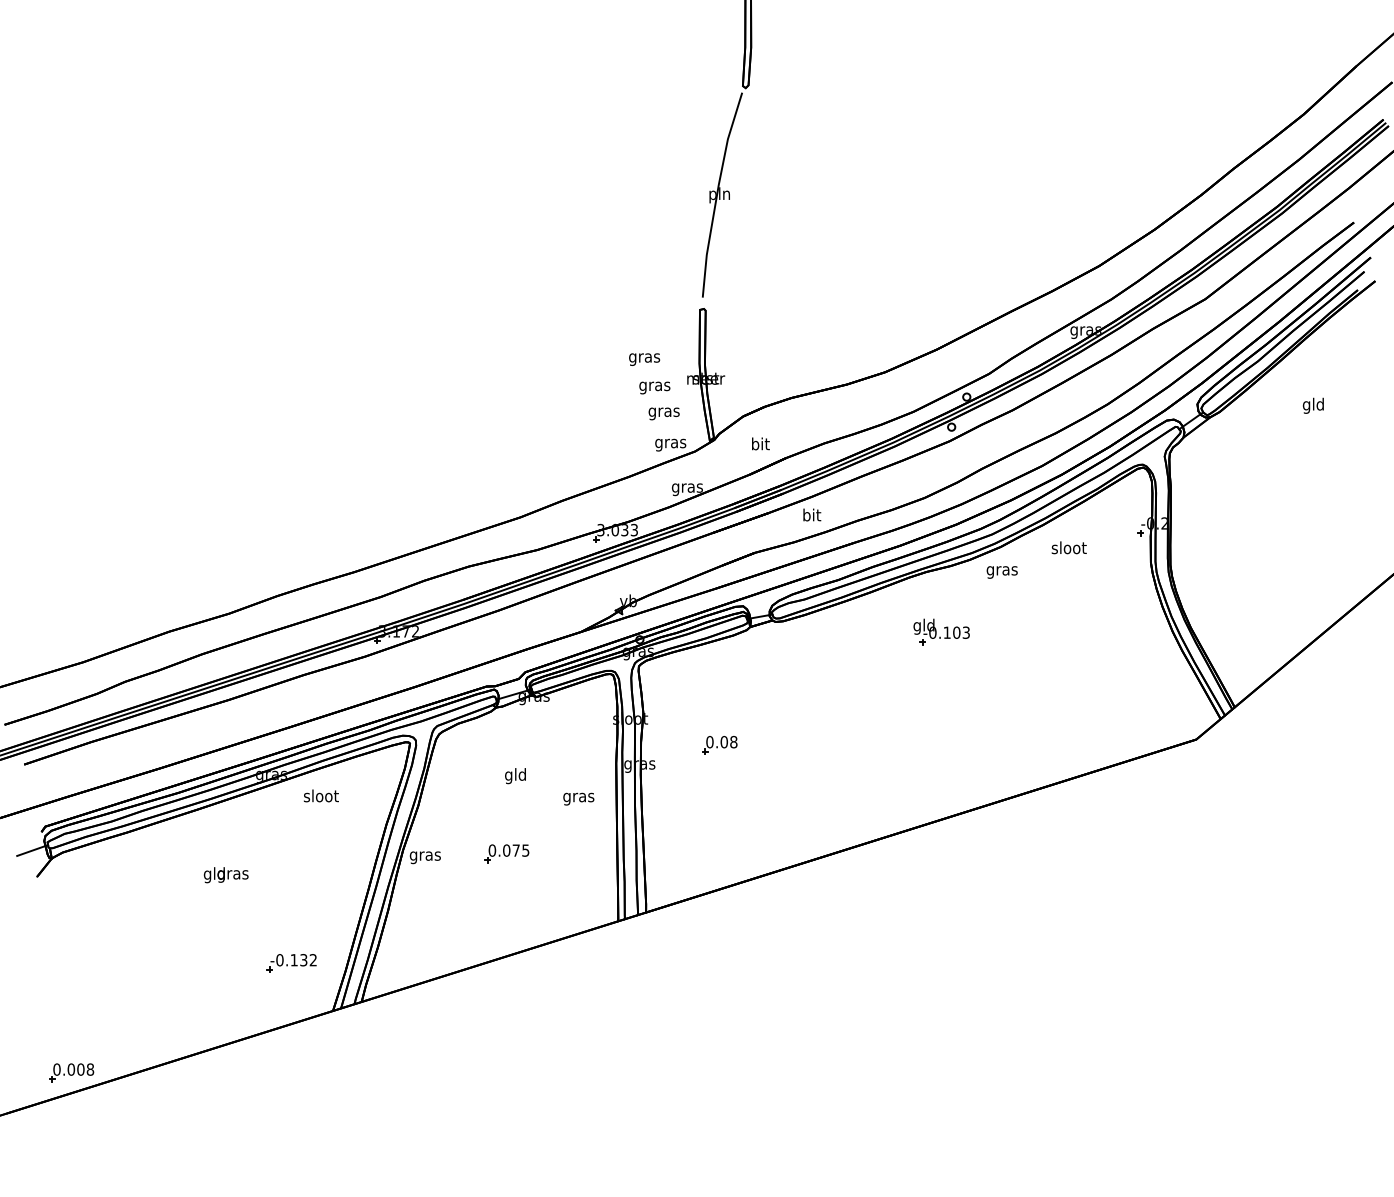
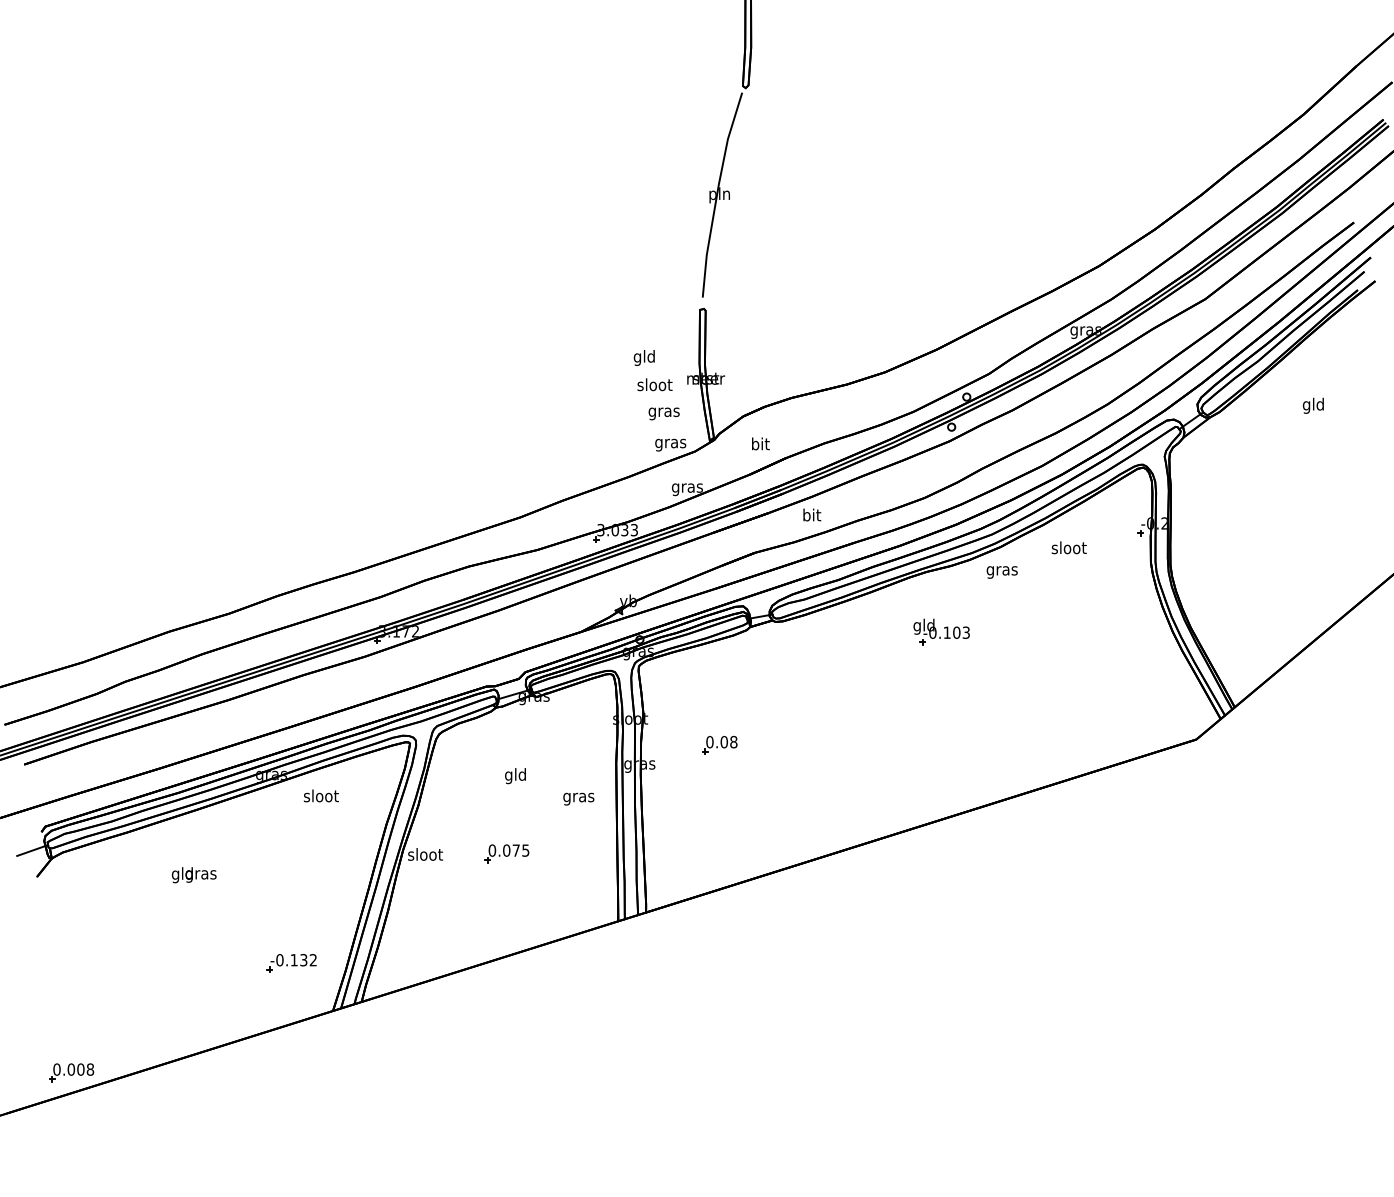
text: gras -> gld (644, 357)
text: gras -> sloot (654, 386)
text: gras -> sloot (425, 856)
text position: (225, 875) -> (193, 875) (193, 875)
